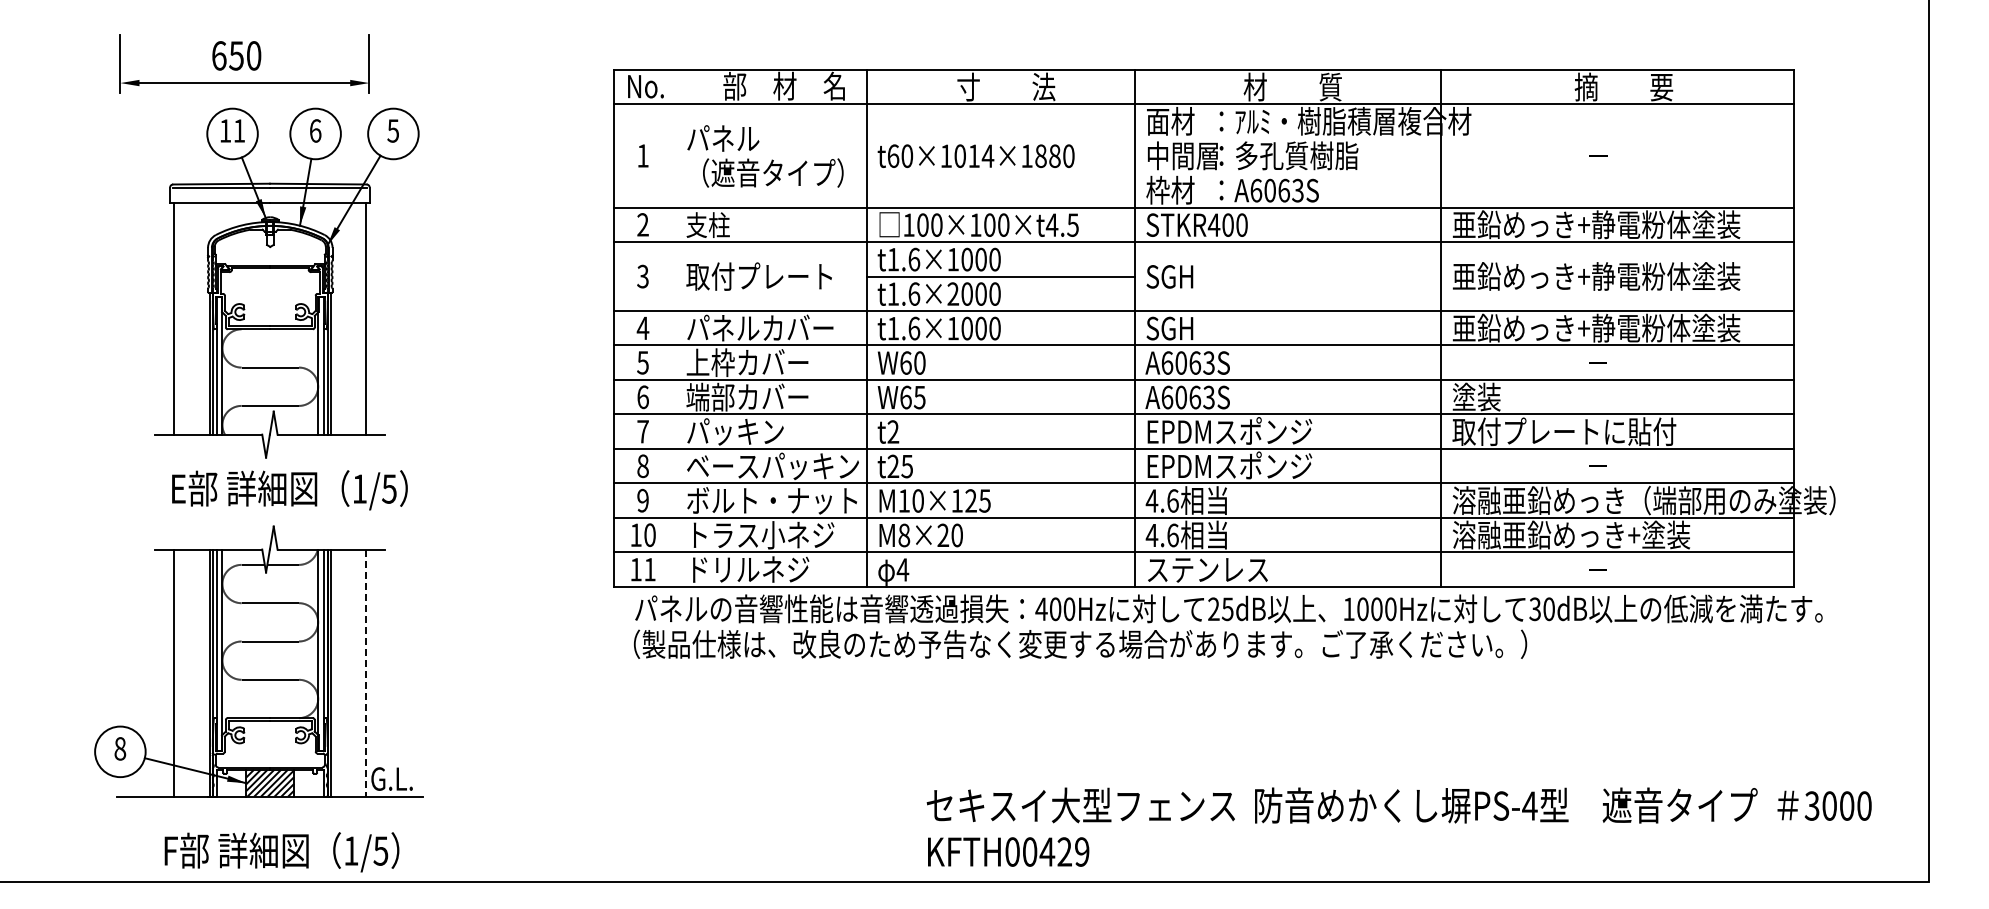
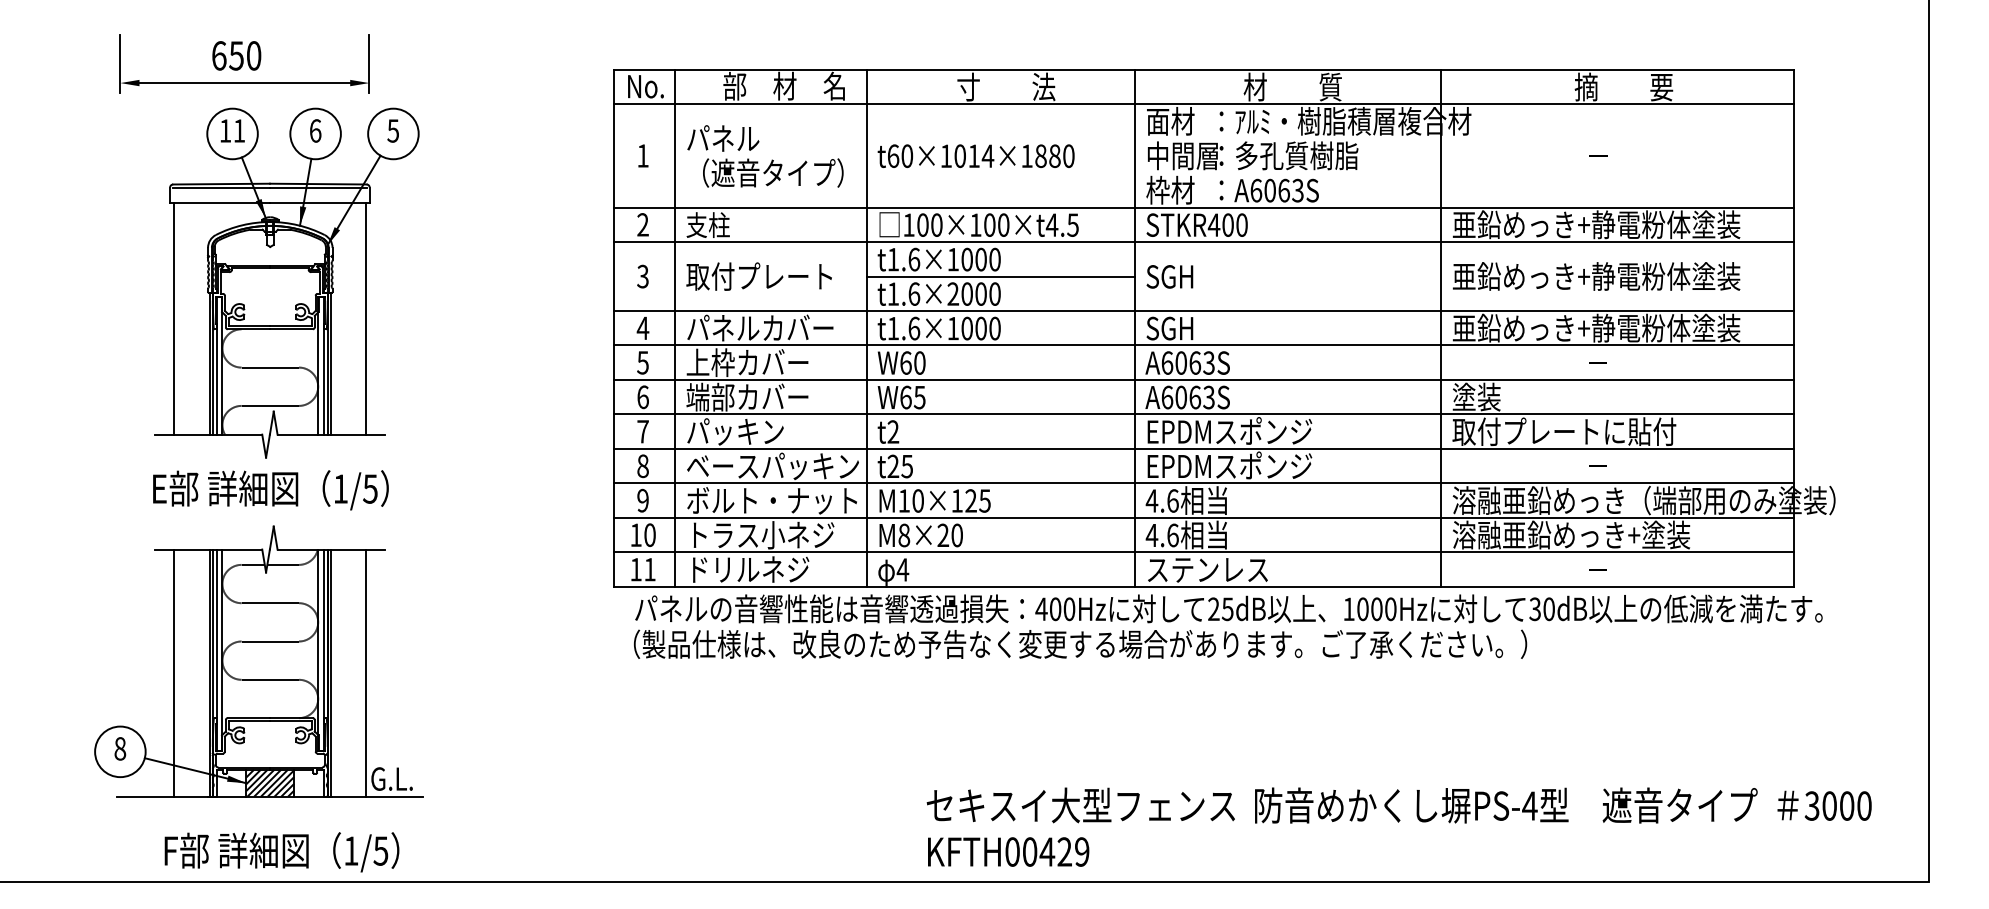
line: none -> present (675, 327)
text position: (289, 490) -> (270, 490) (270, 490)
line: dashed -> solid (365, 673)
